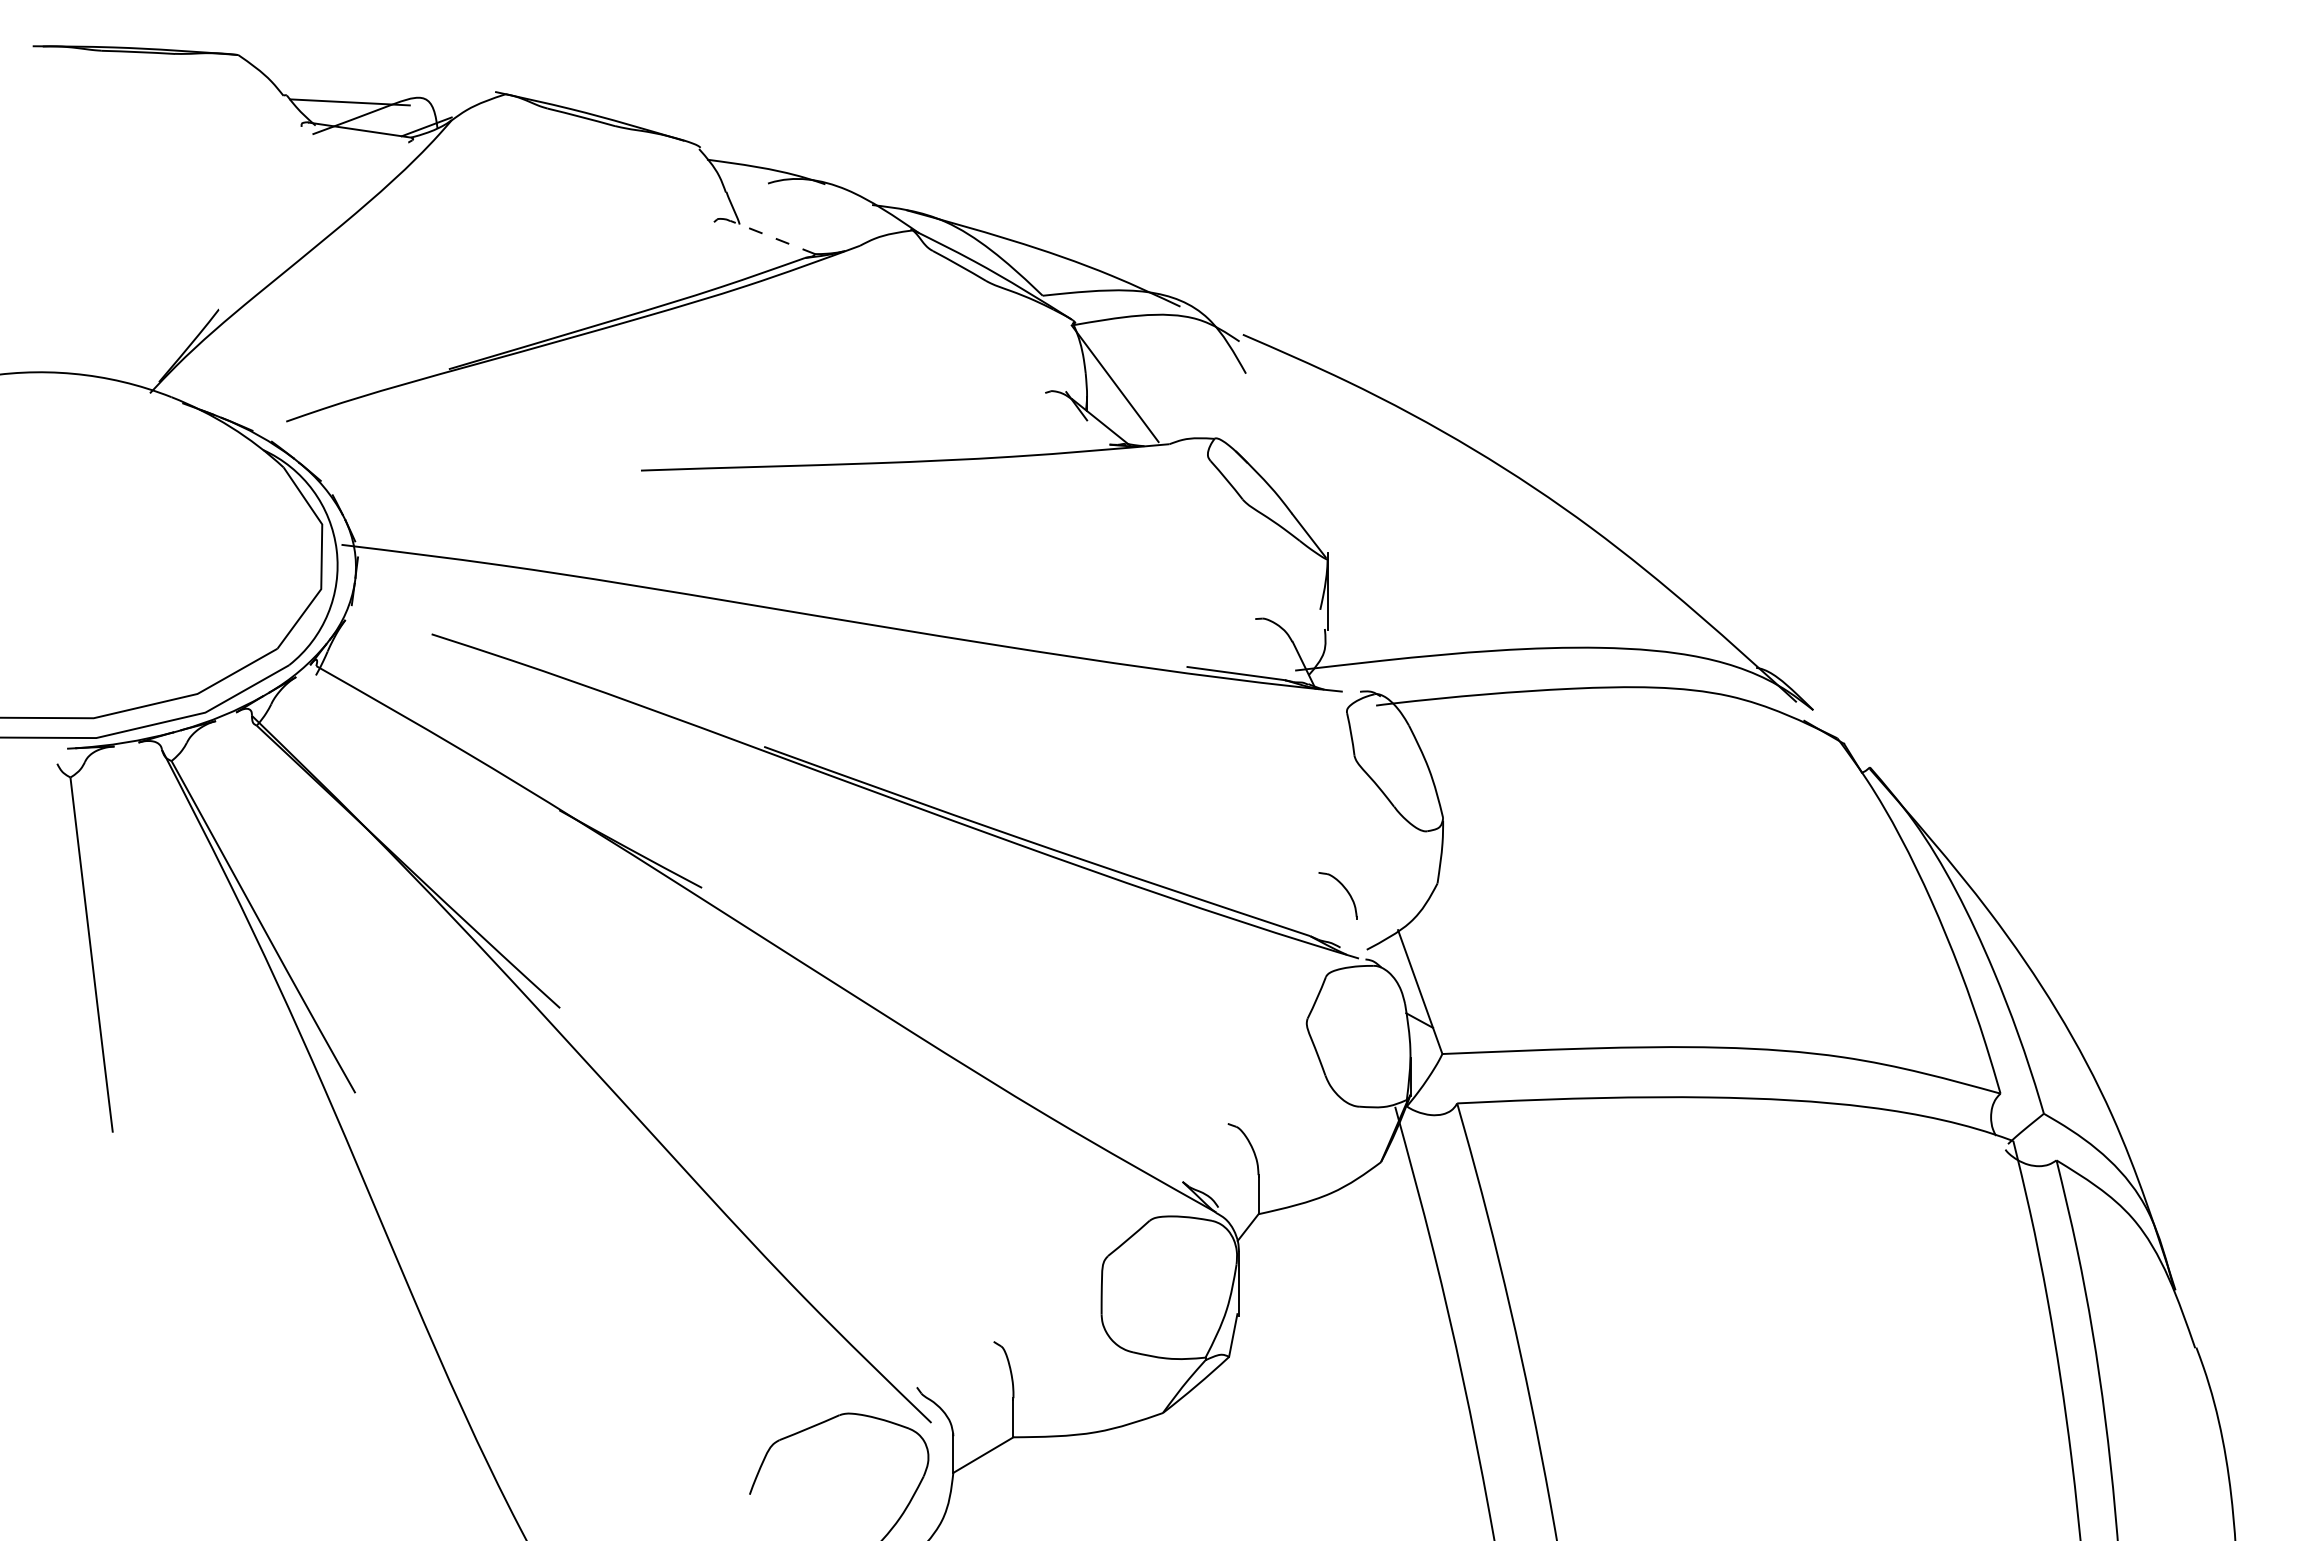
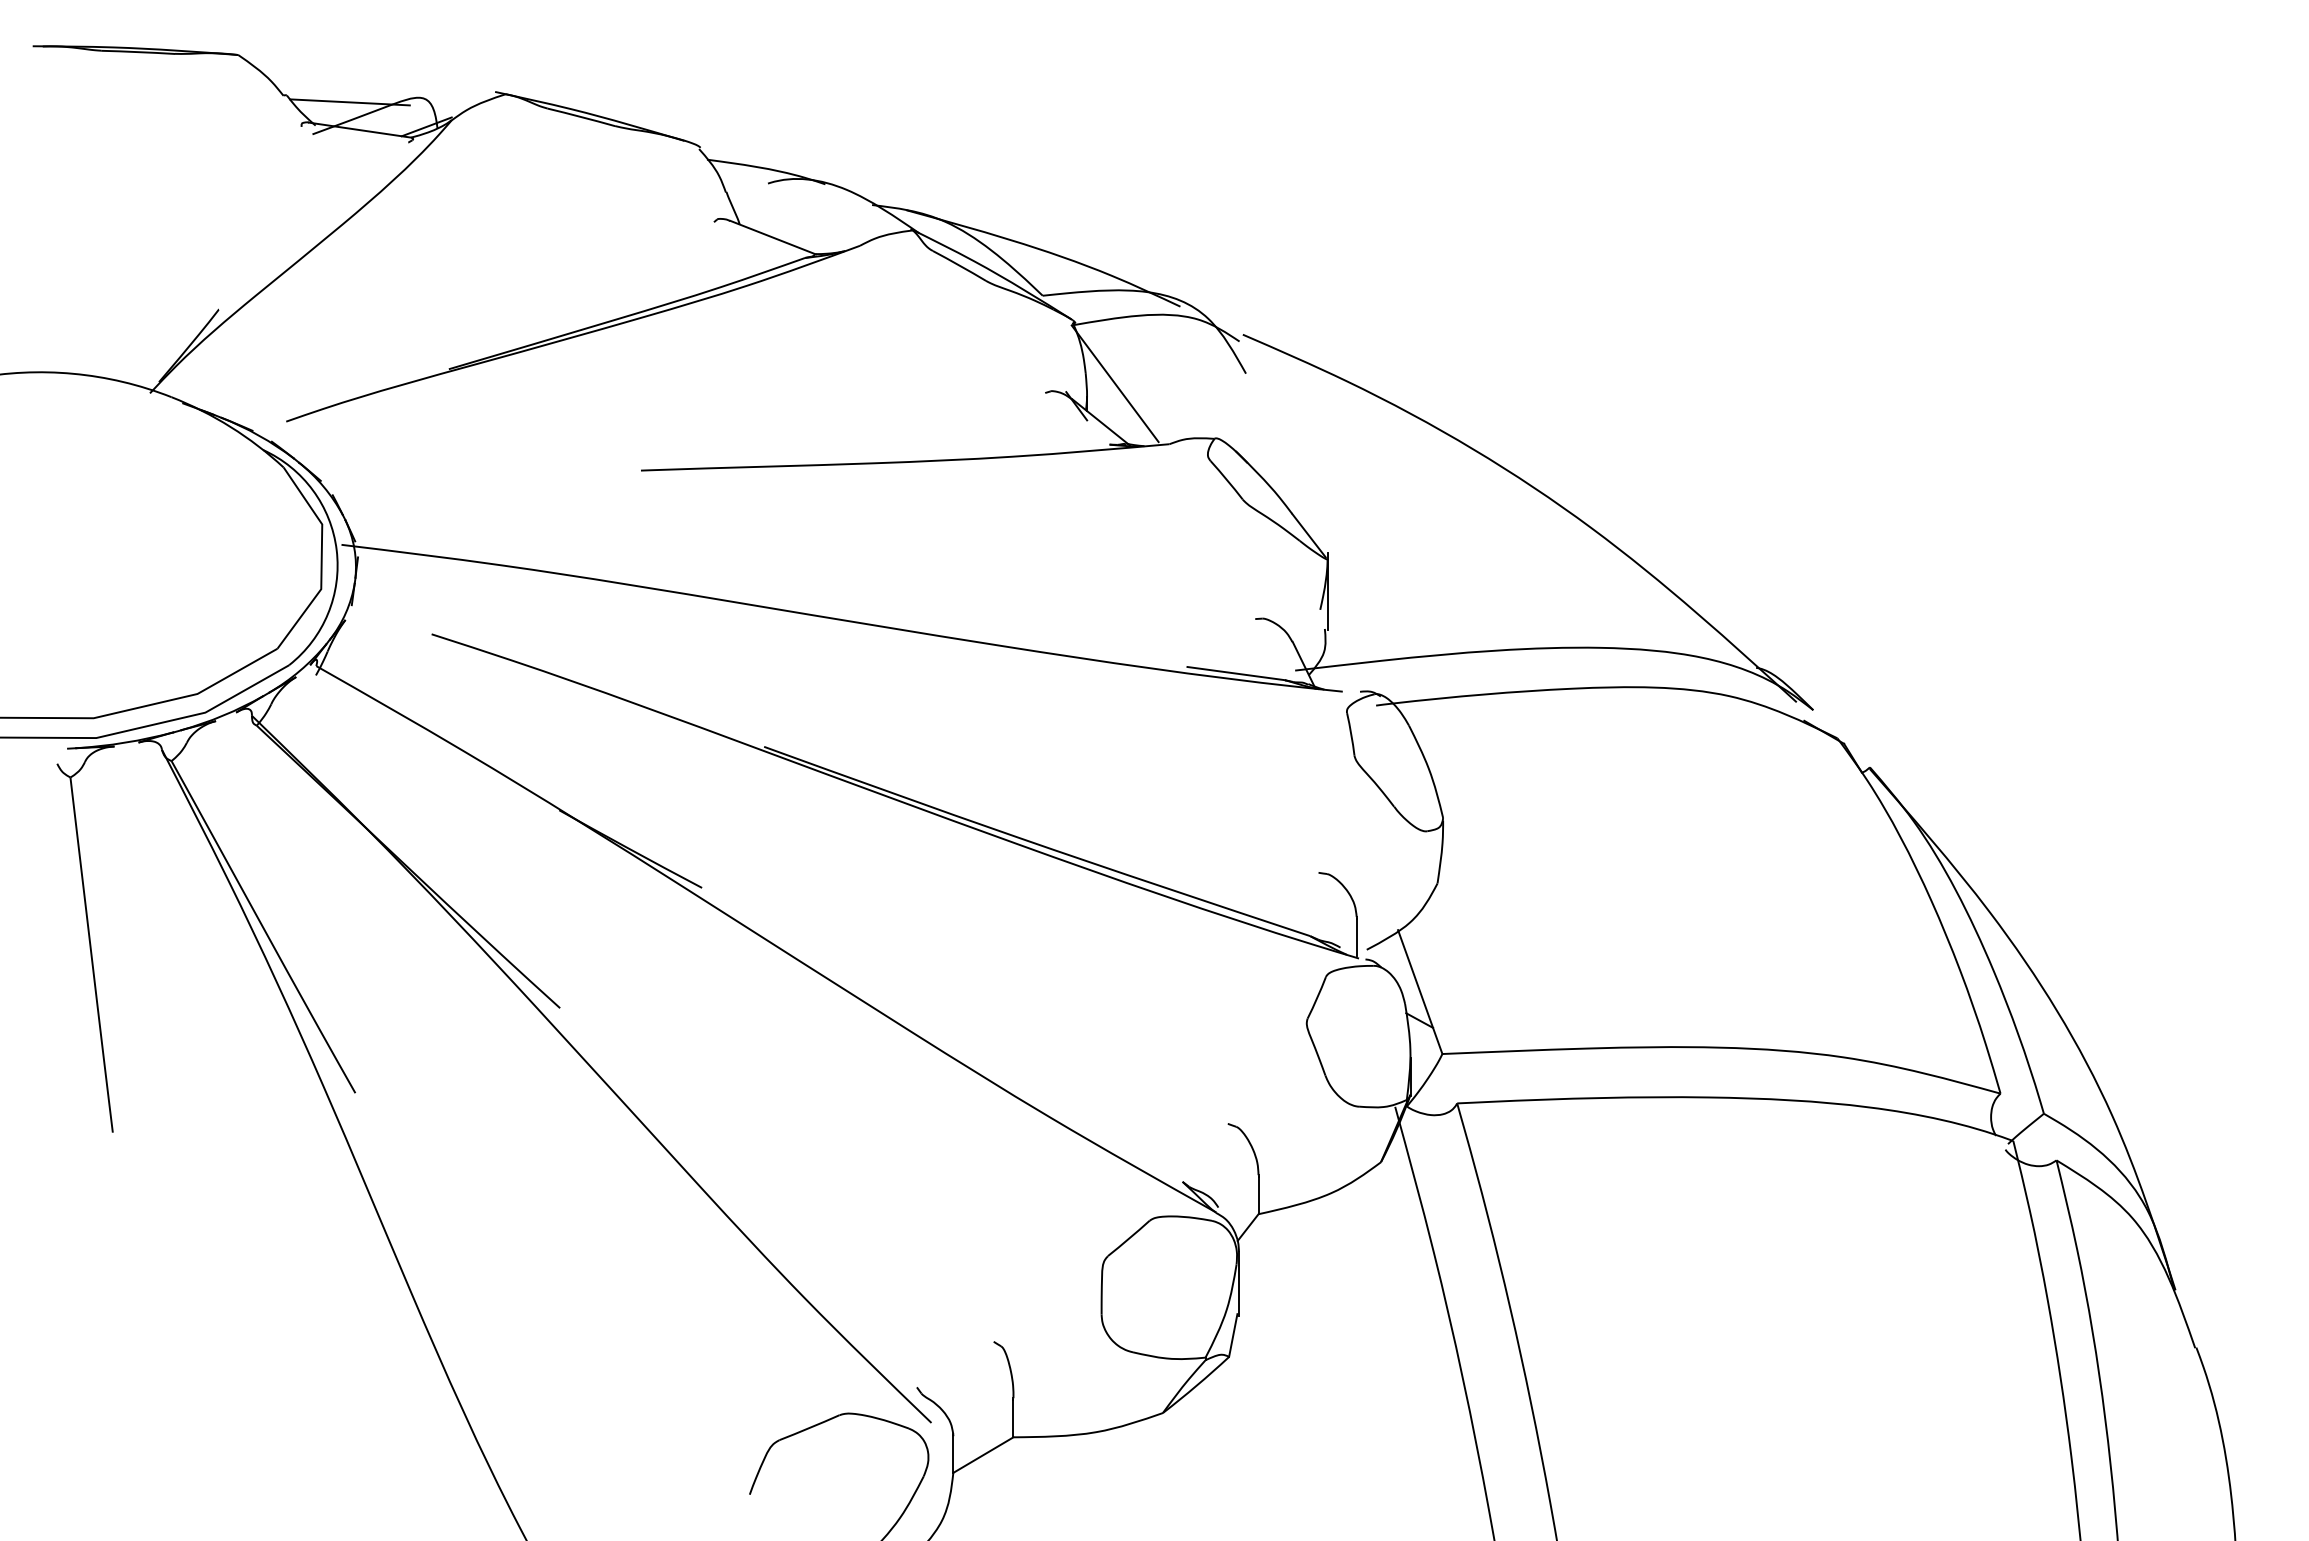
line: dashed -> solid (772, 237)
line: none -> present (1356, 937)
